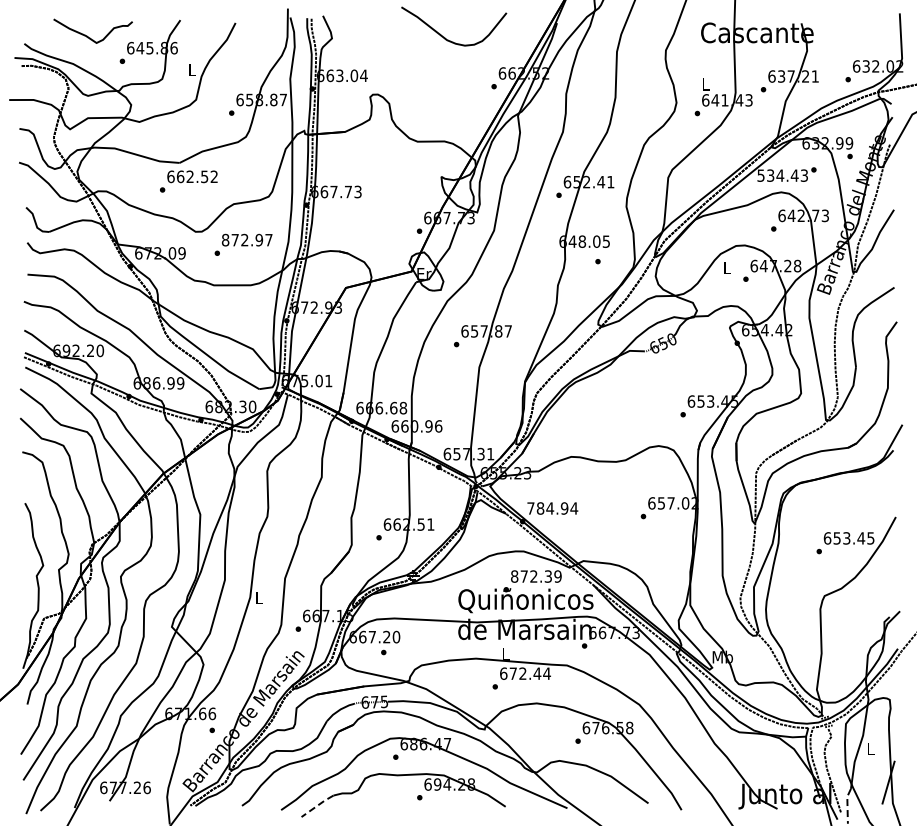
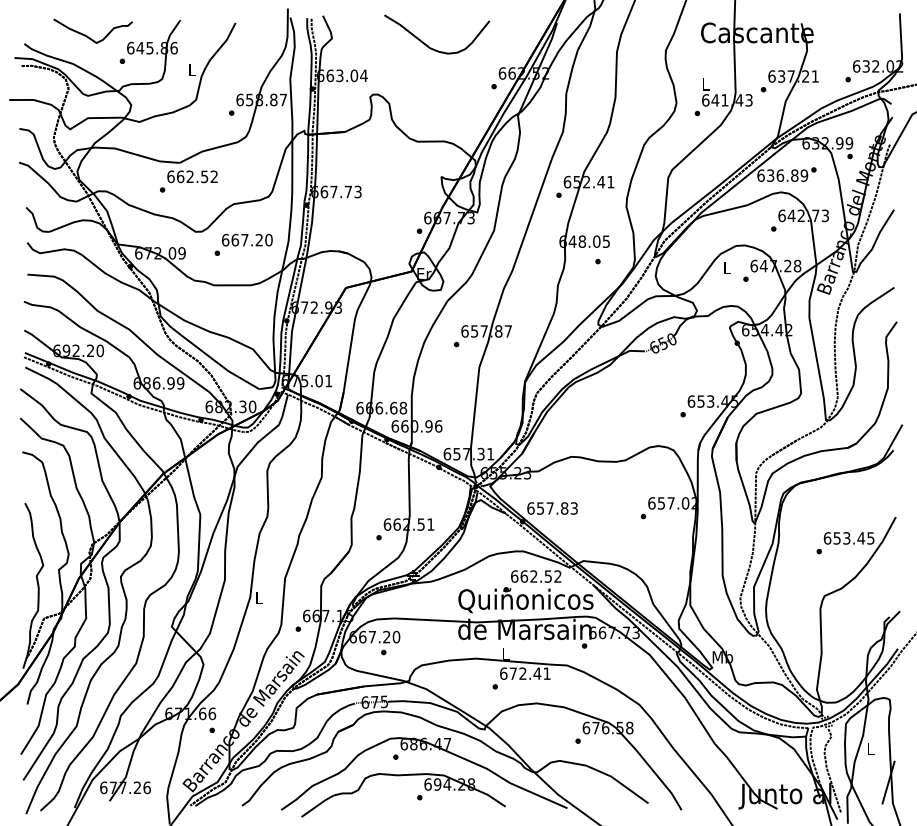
curve position: (444, 36) -> (427, 44) (427, 44)
text: 534.43 -> 636.89 (782, 175)
text: 872.97 -> 667.20 (247, 239)
text: 784.94 -> 657.83 (552, 508)
text: 872.39 -> 662.52 (536, 576)
text: 672.44 -> 672.41 (546, 673)
line: dashed -> solid (317, 805)
line: dashed -> solid (847, 805)
